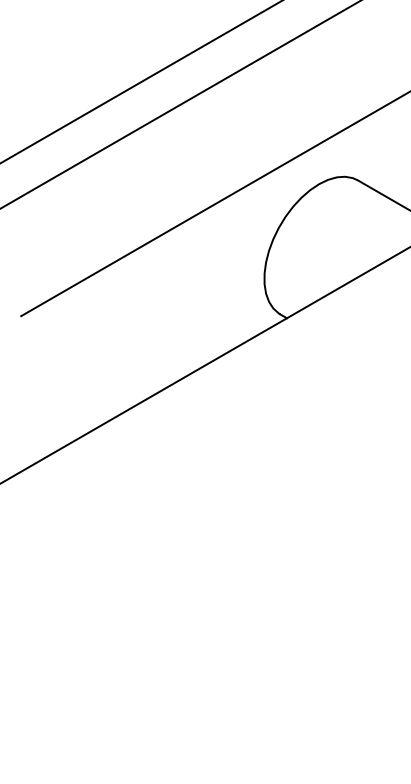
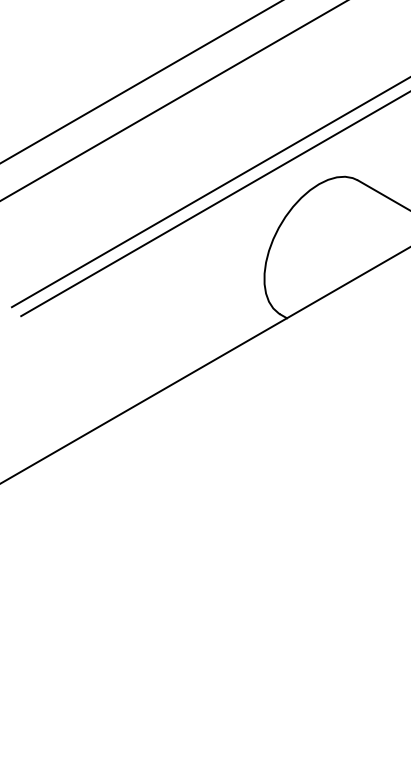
line position: (180, 104) -> (173, 100) (173, 100)
line: none -> present (209, 192)
